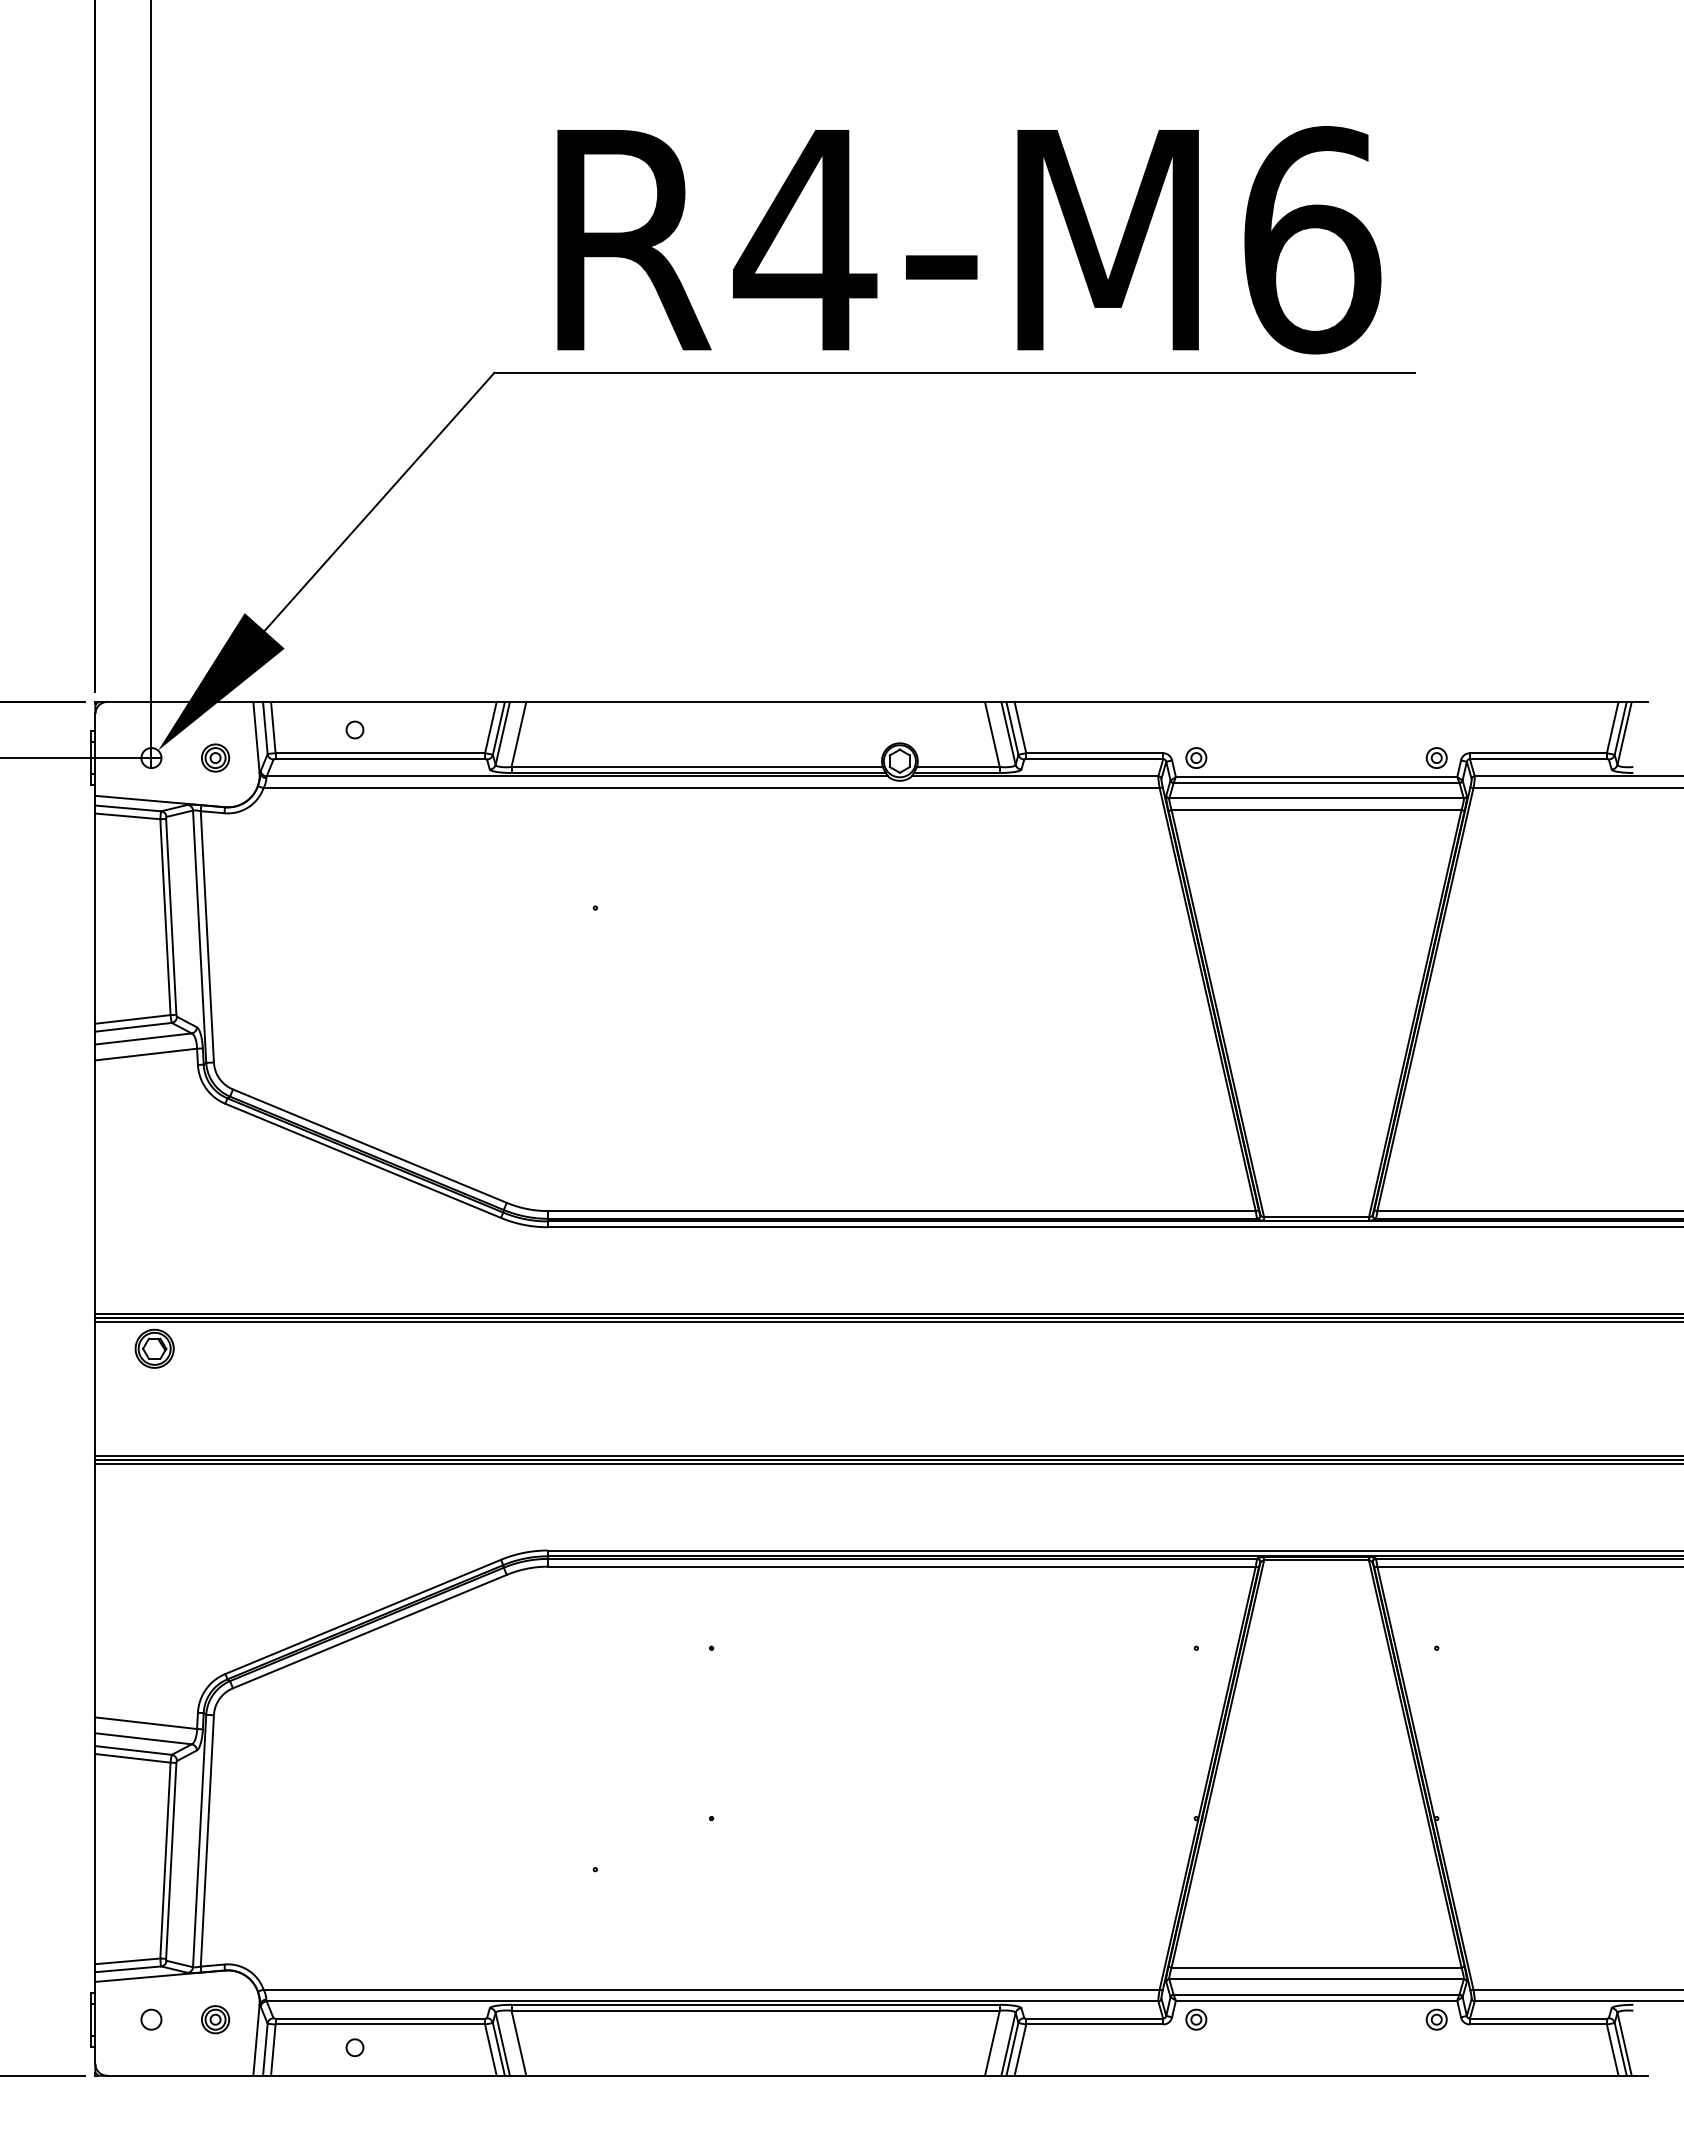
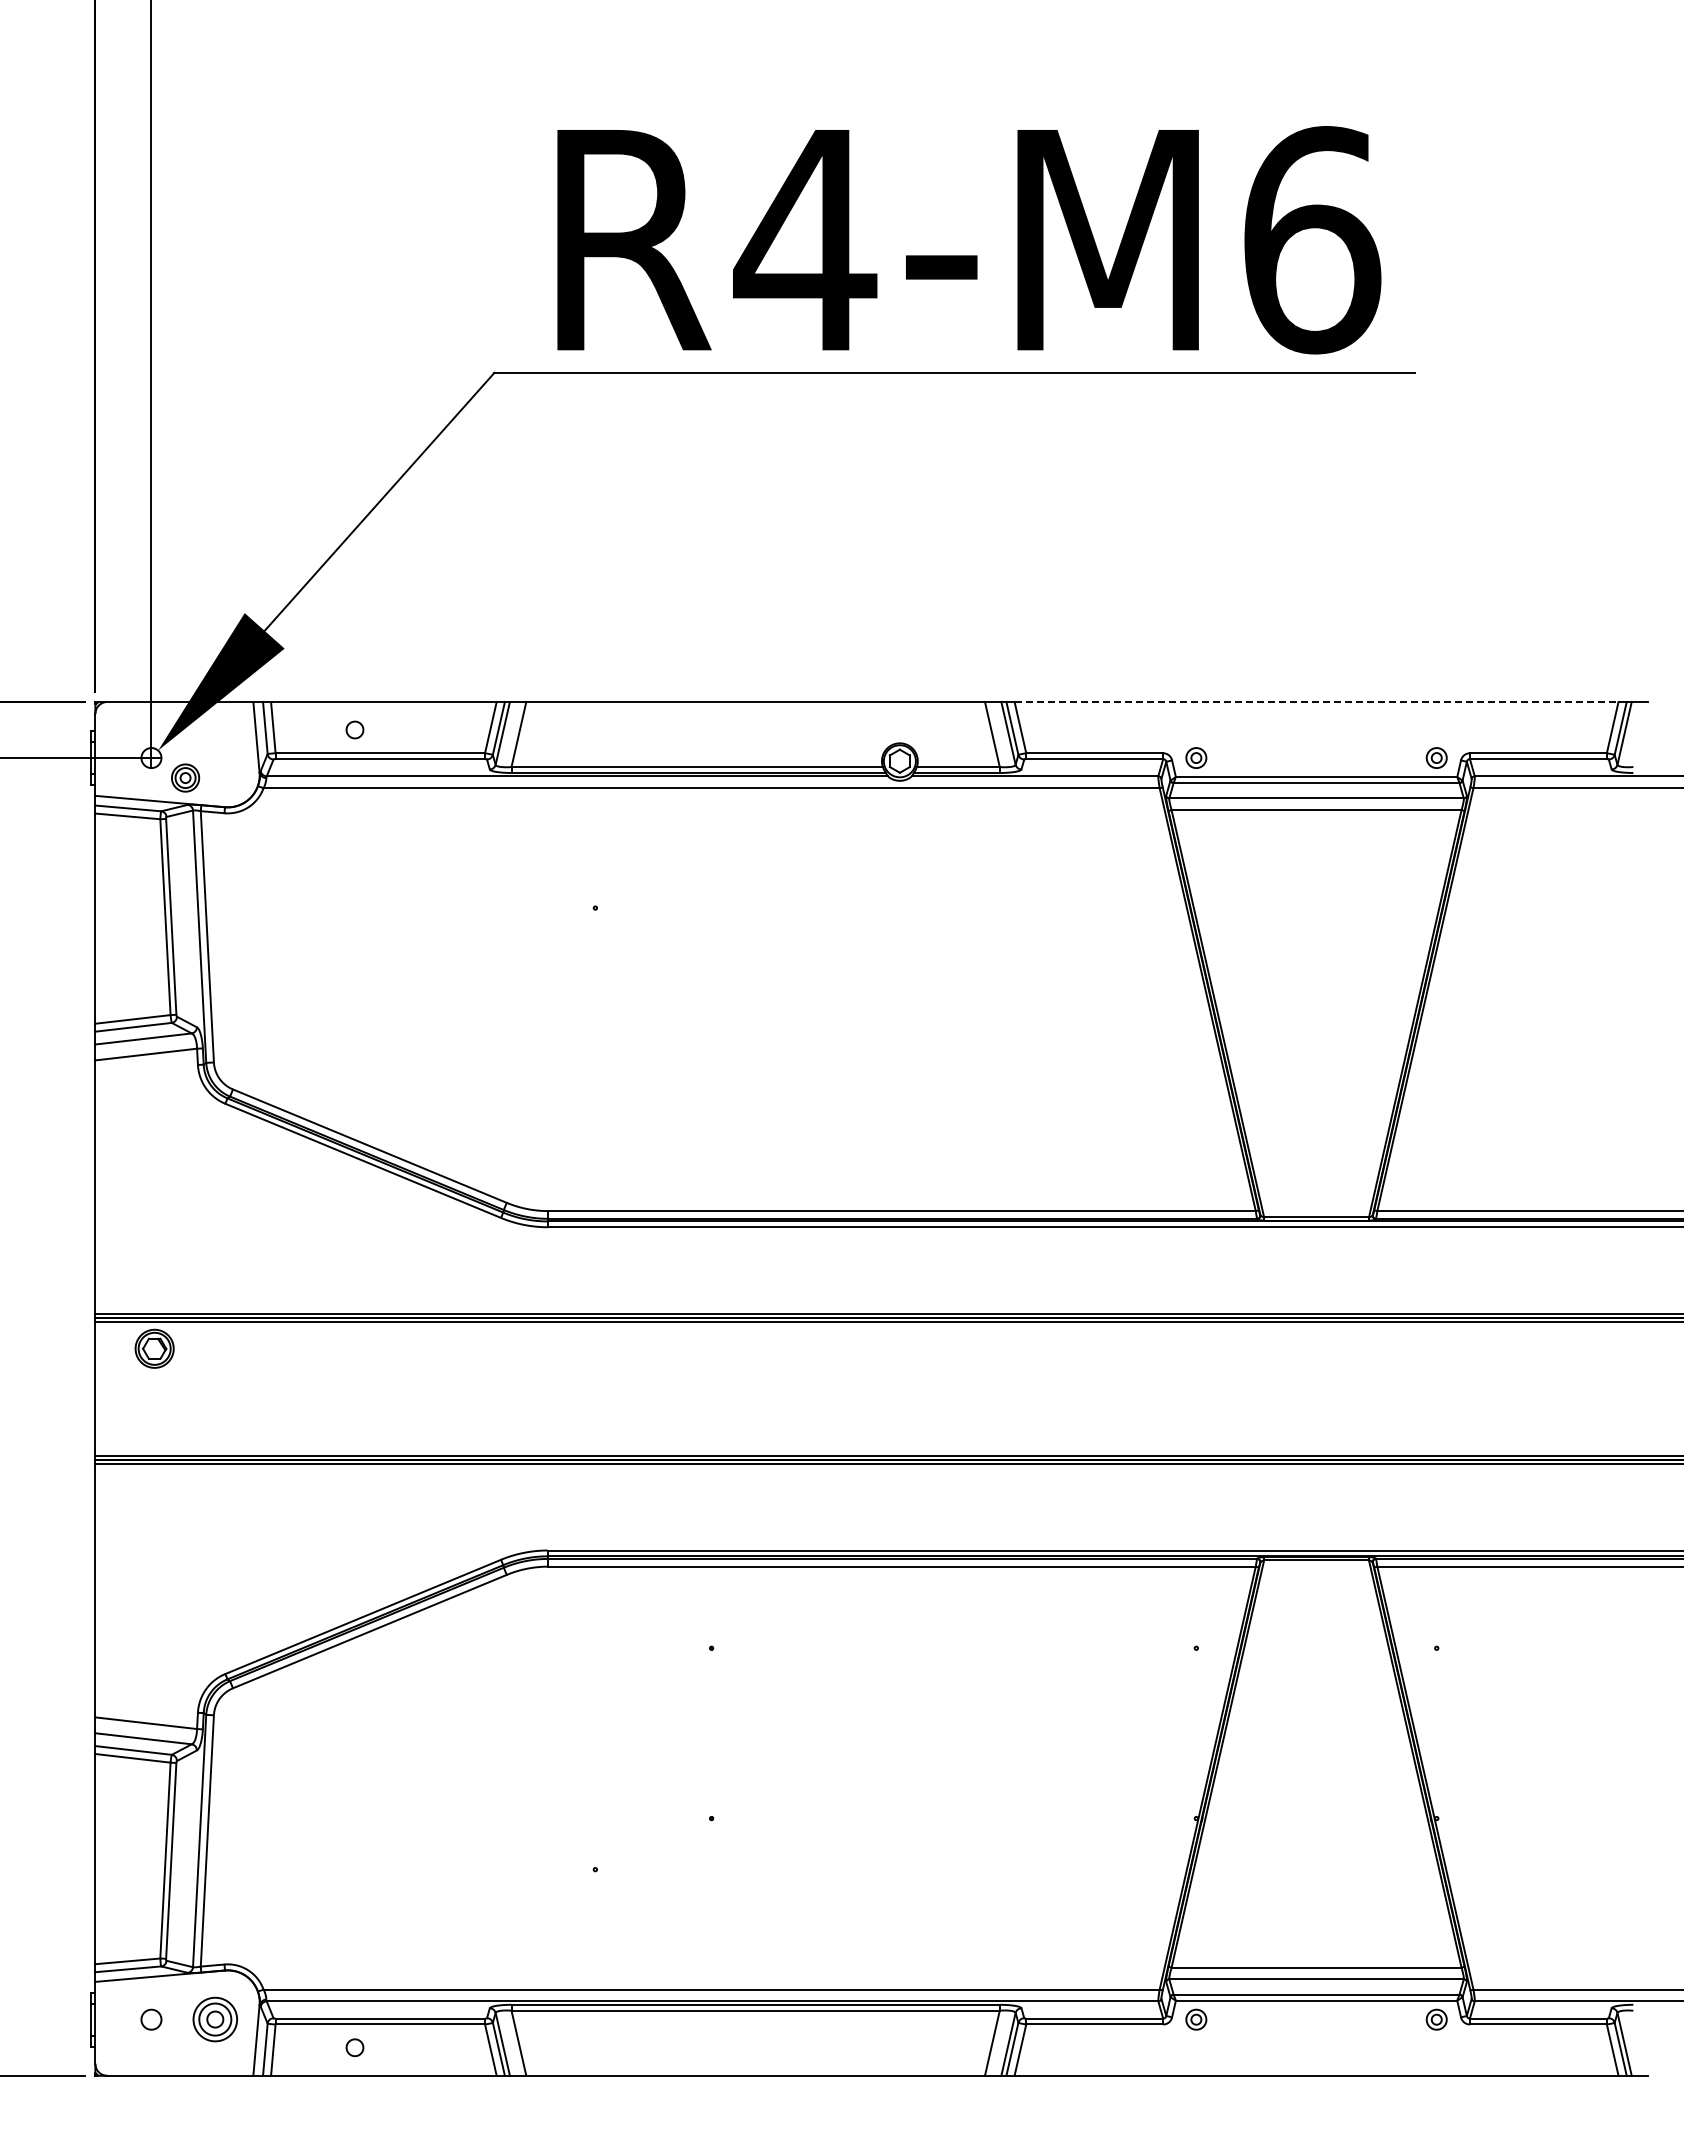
line: solid -> dashed (1316, 701)
part position: (215, 757) -> (185, 777) (185, 777)
part size: 30x30 px -> 46x47 px (214, 2019)
